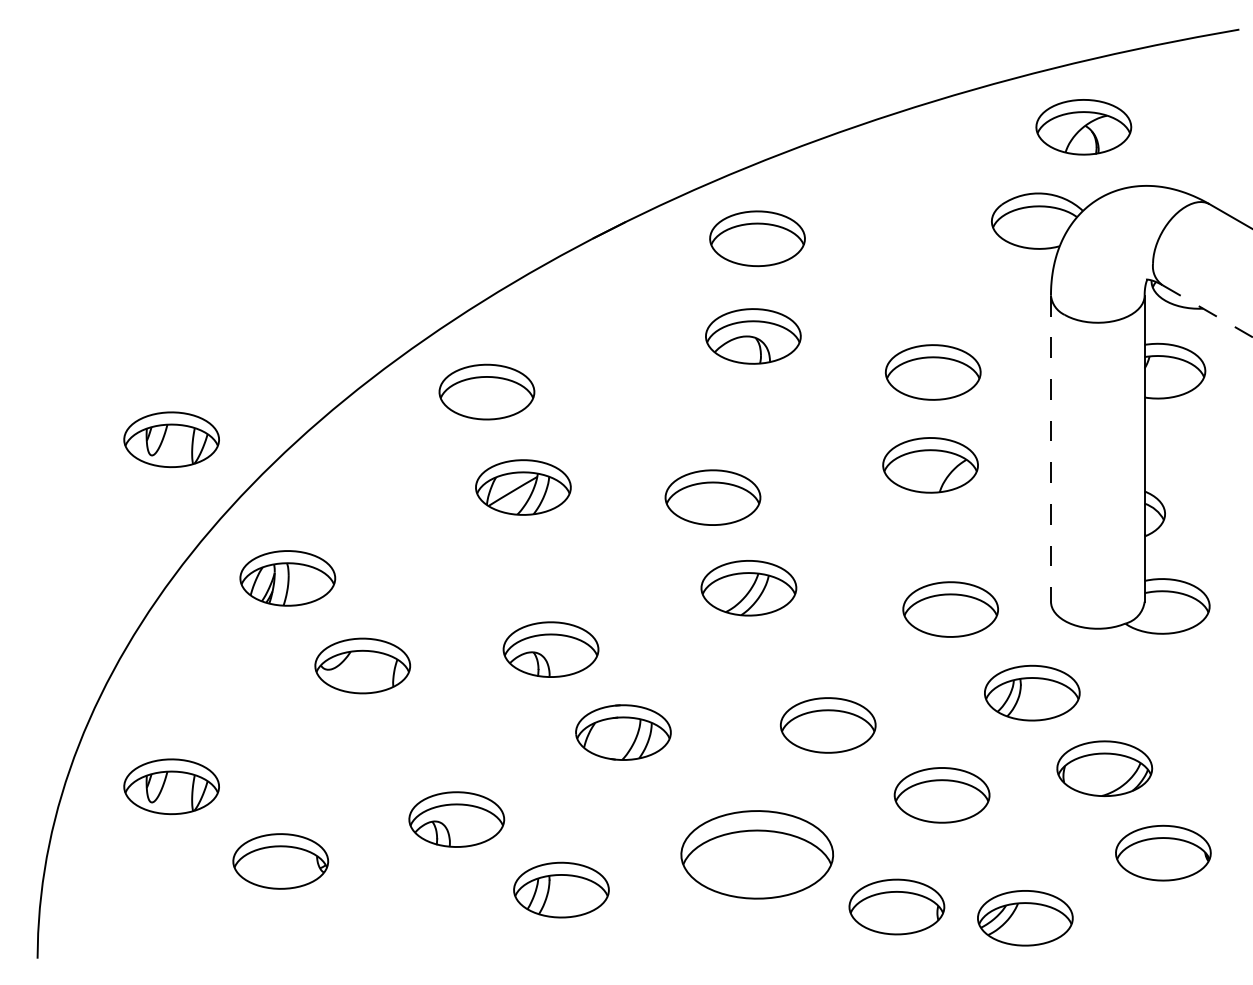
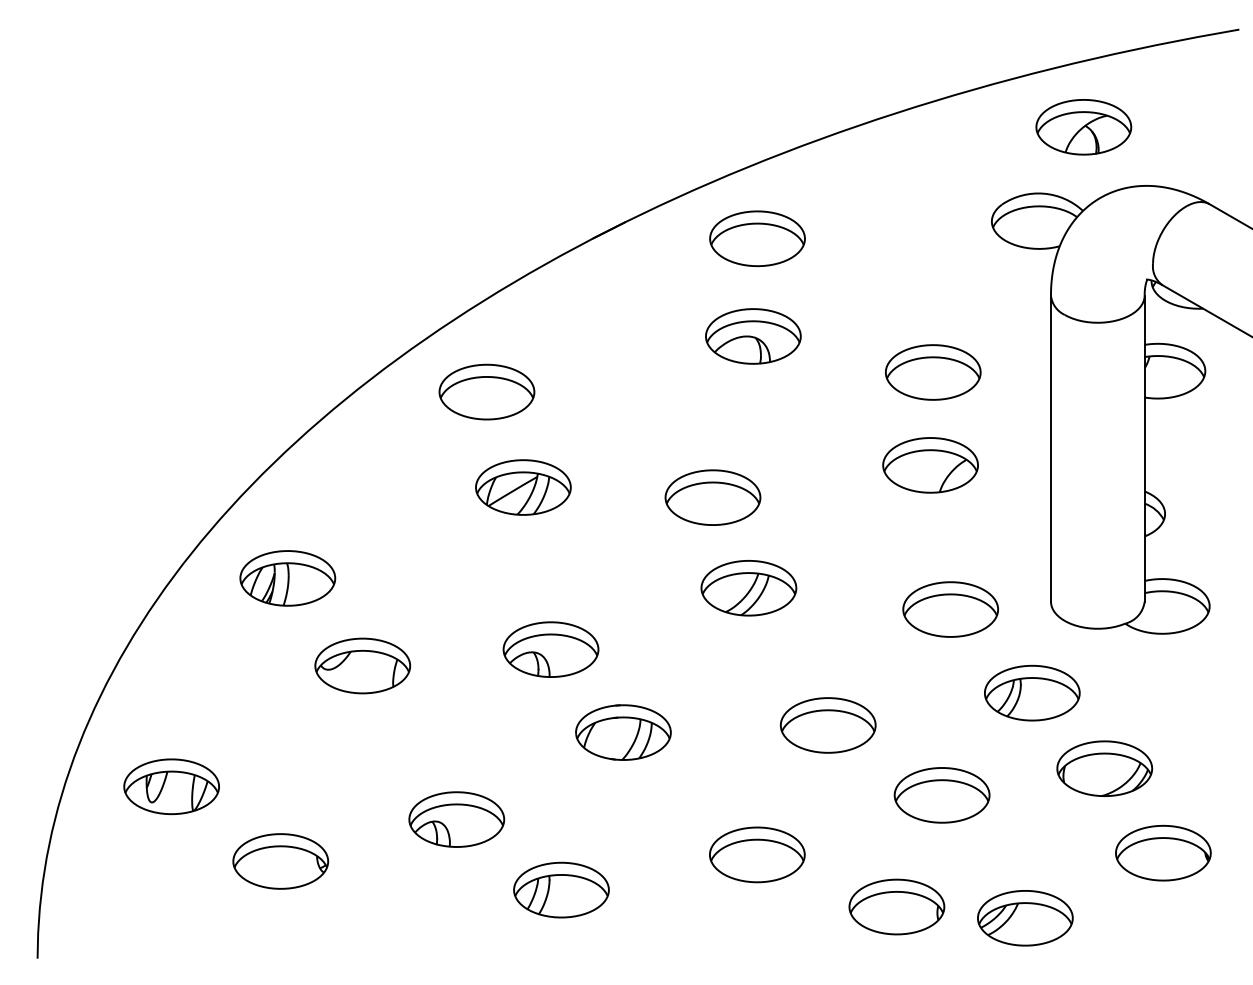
line: dashed -> solid (1207, 311)
part: present -> none (171, 439)
line: dashed -> solid (1050, 448)
part size: 155x90 px -> 97x58 px (757, 854)
